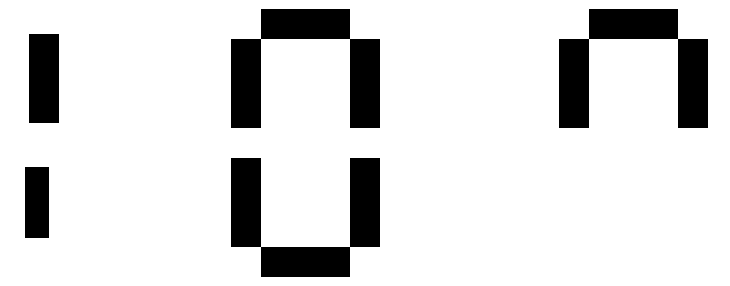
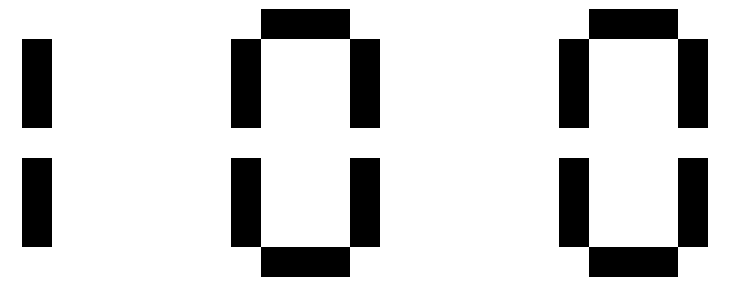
part position: (43, 78) -> (36, 83) (36, 83)
part size: 24x71 px -> 30x89 px (36, 202)
part: none -> present (633, 247)
